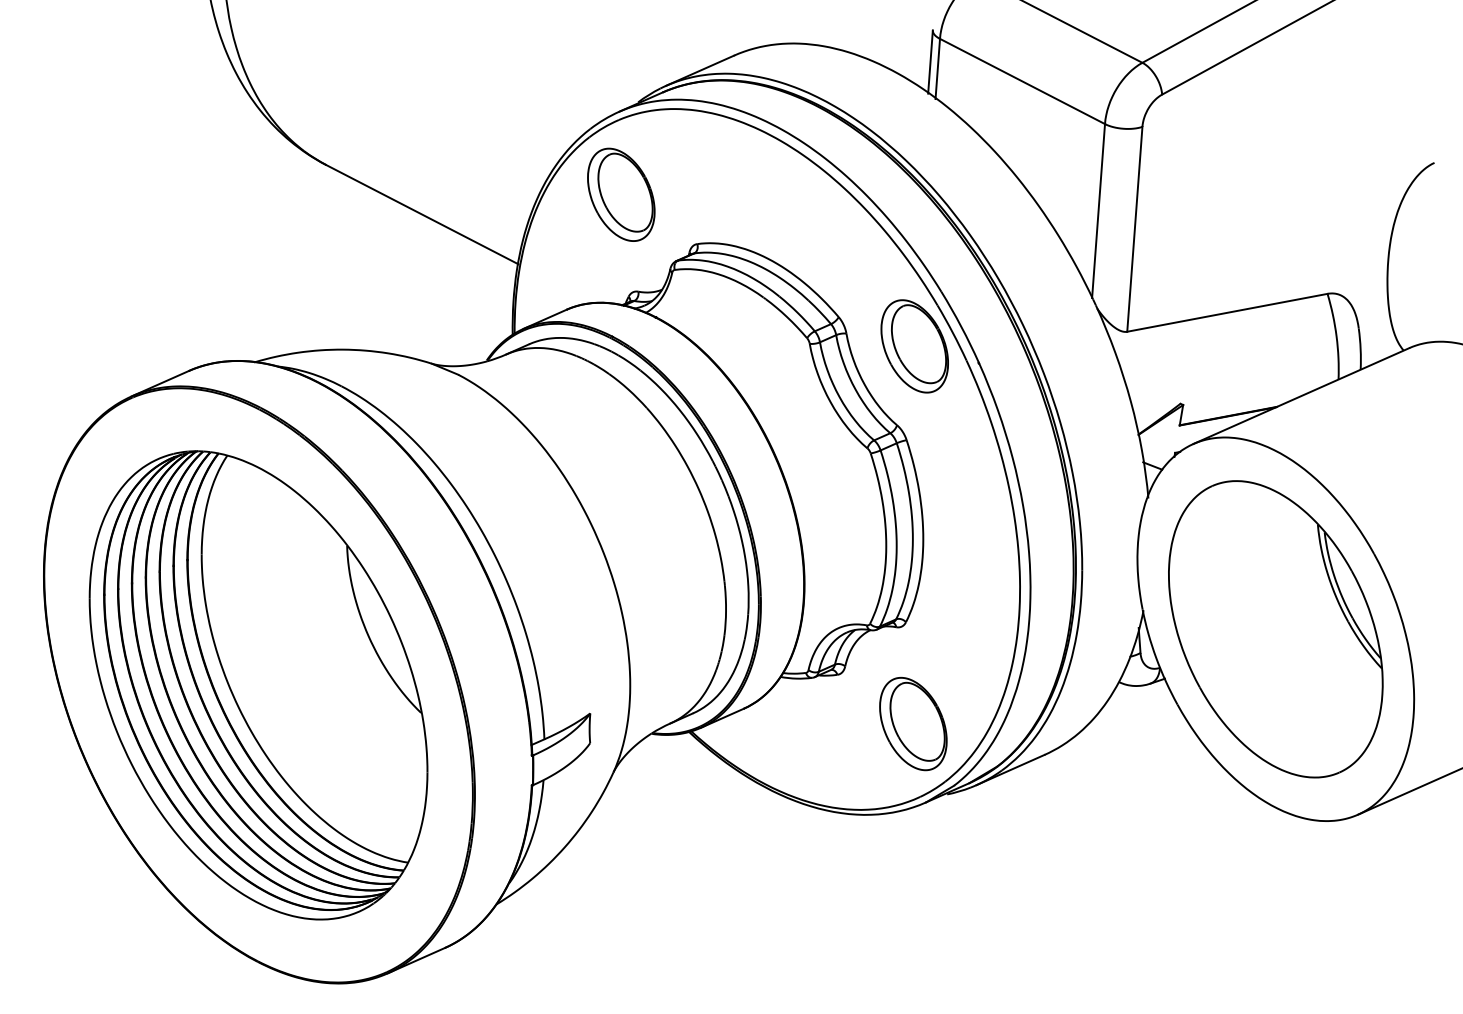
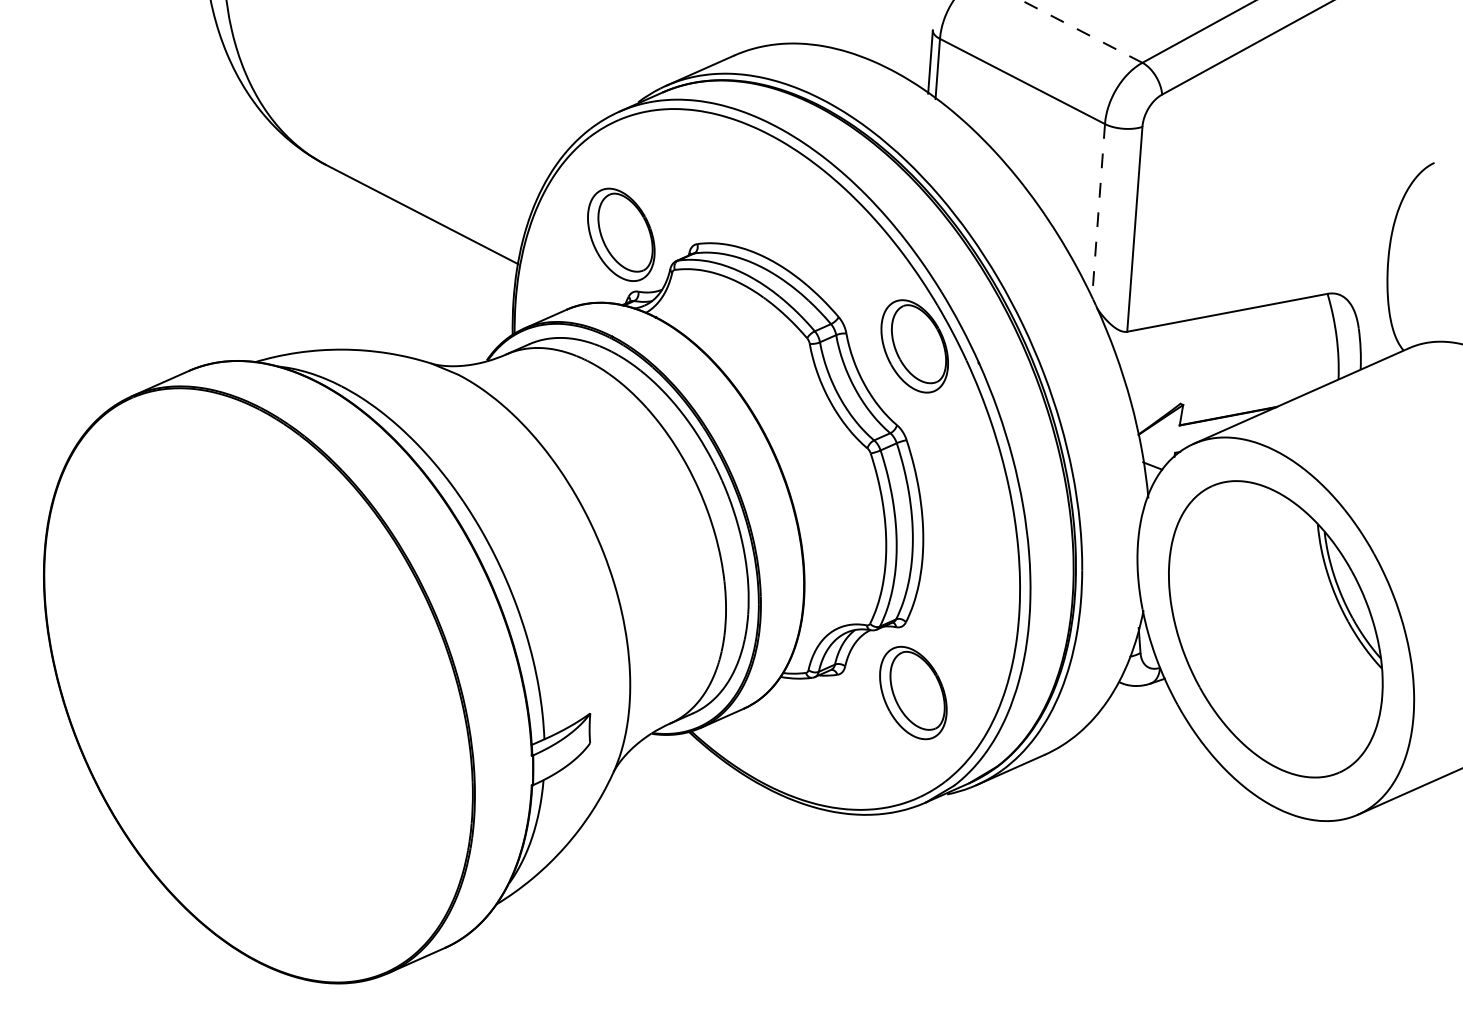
line: solid -> dashed (1081, 31)
part position: (621, 194) -> (621, 234) (621, 234)
line: solid -> dashed (1098, 211)
part: present -> none (258, 685)
part position: (913, 723) -> (913, 692) (913, 692)
